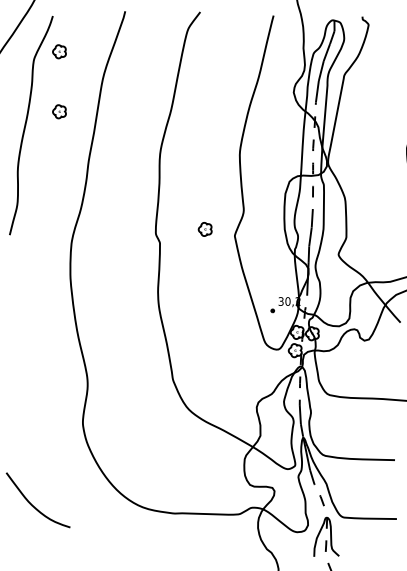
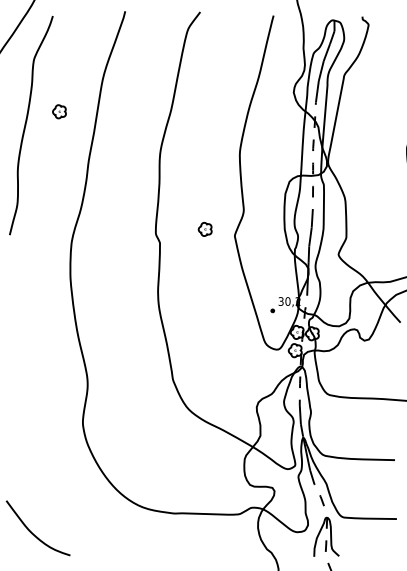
part: present -> none (59, 51)
curve position: (32, 504) -> (32, 532) (32, 532)
